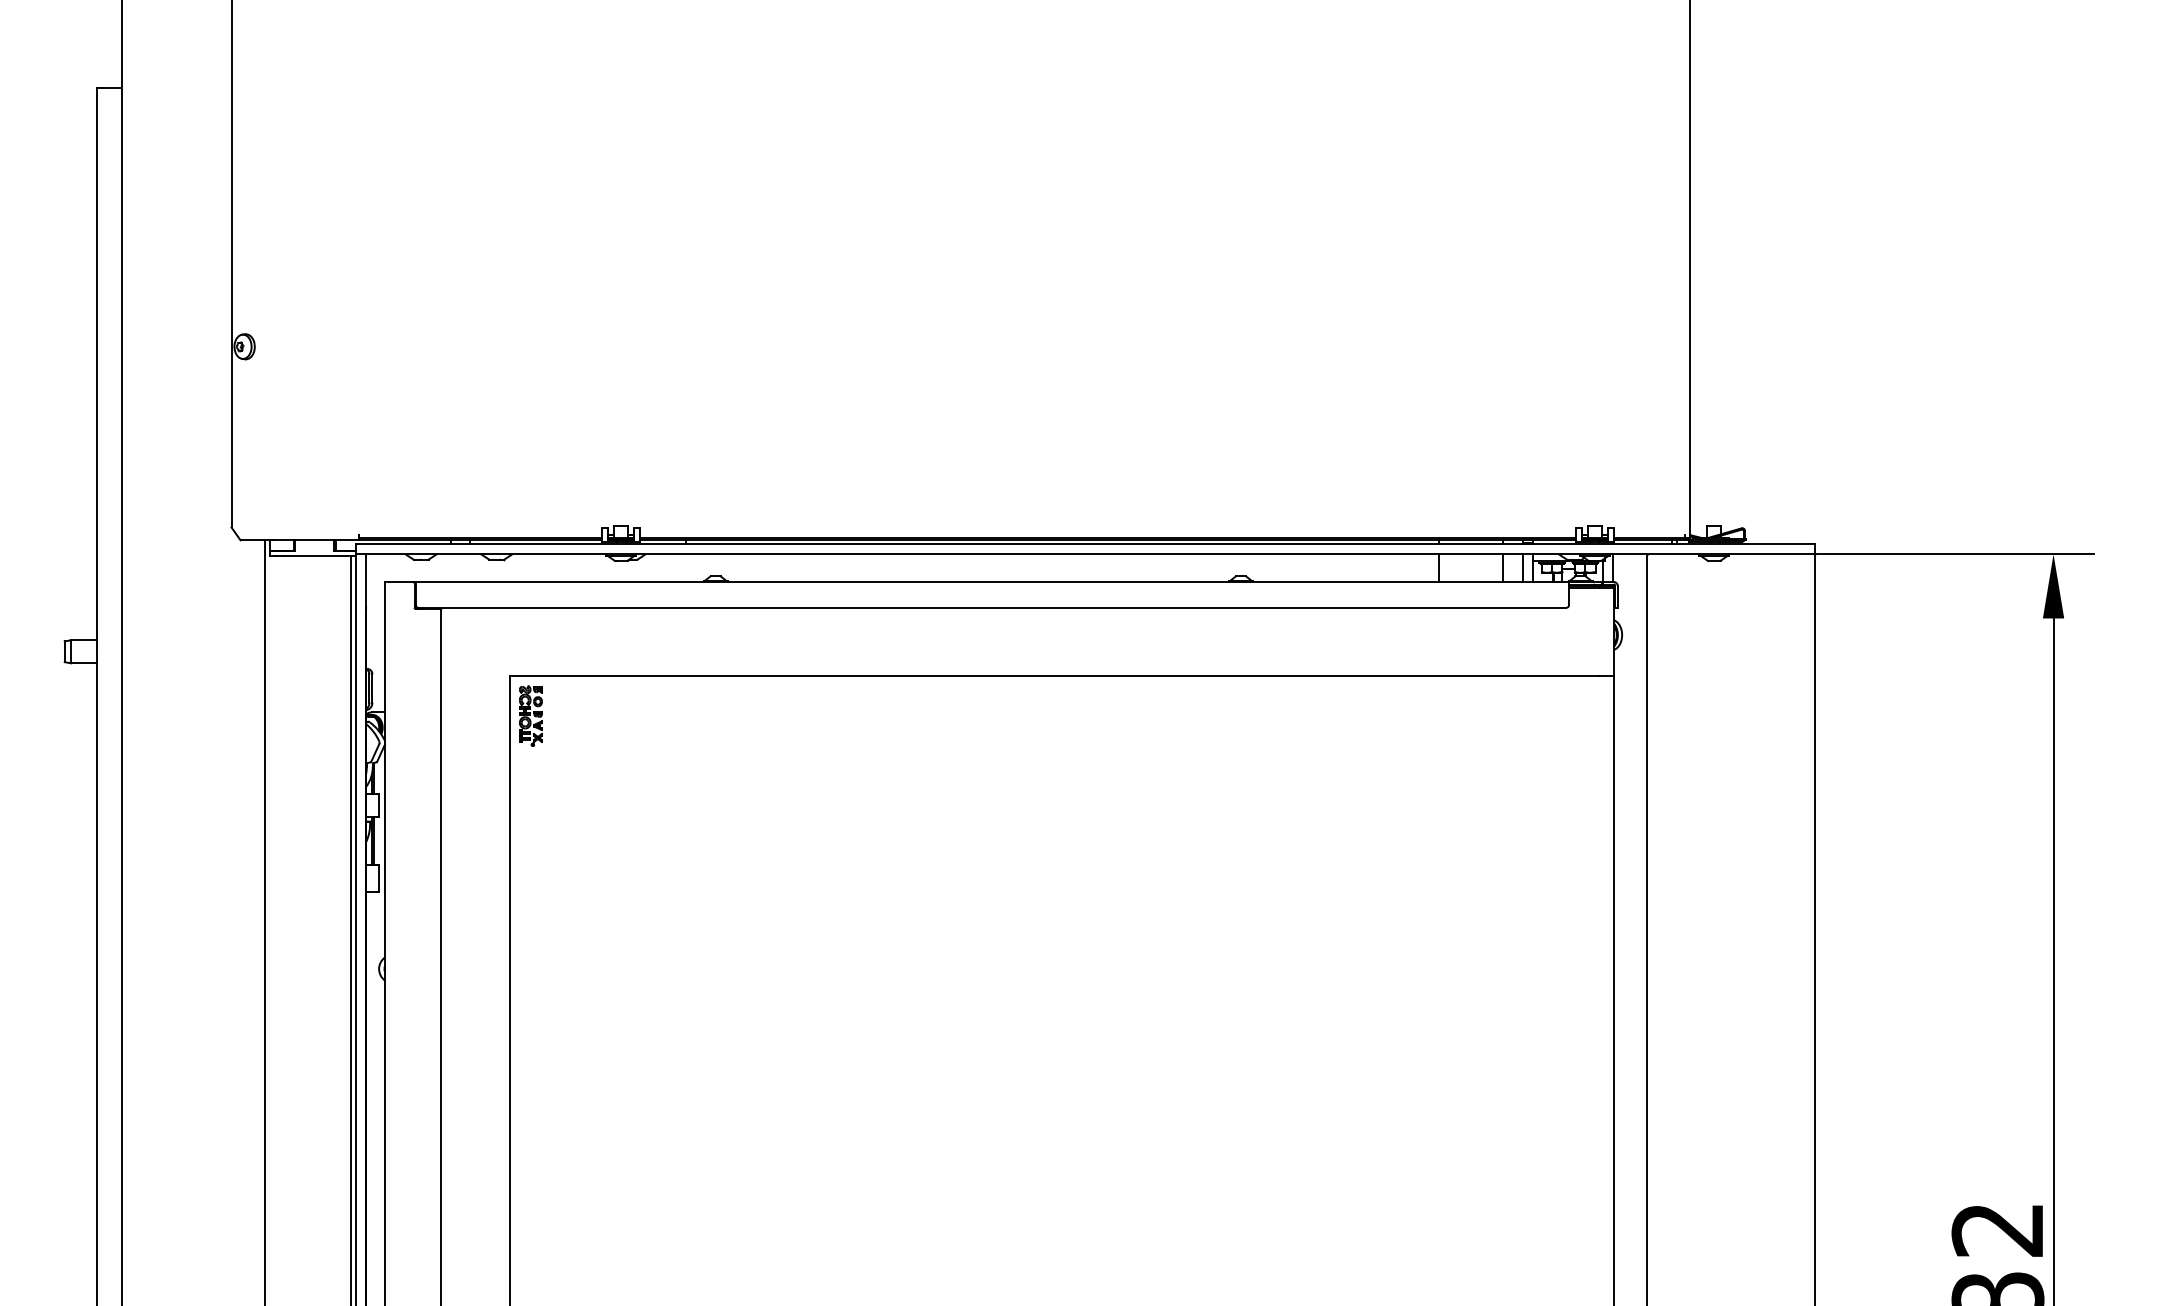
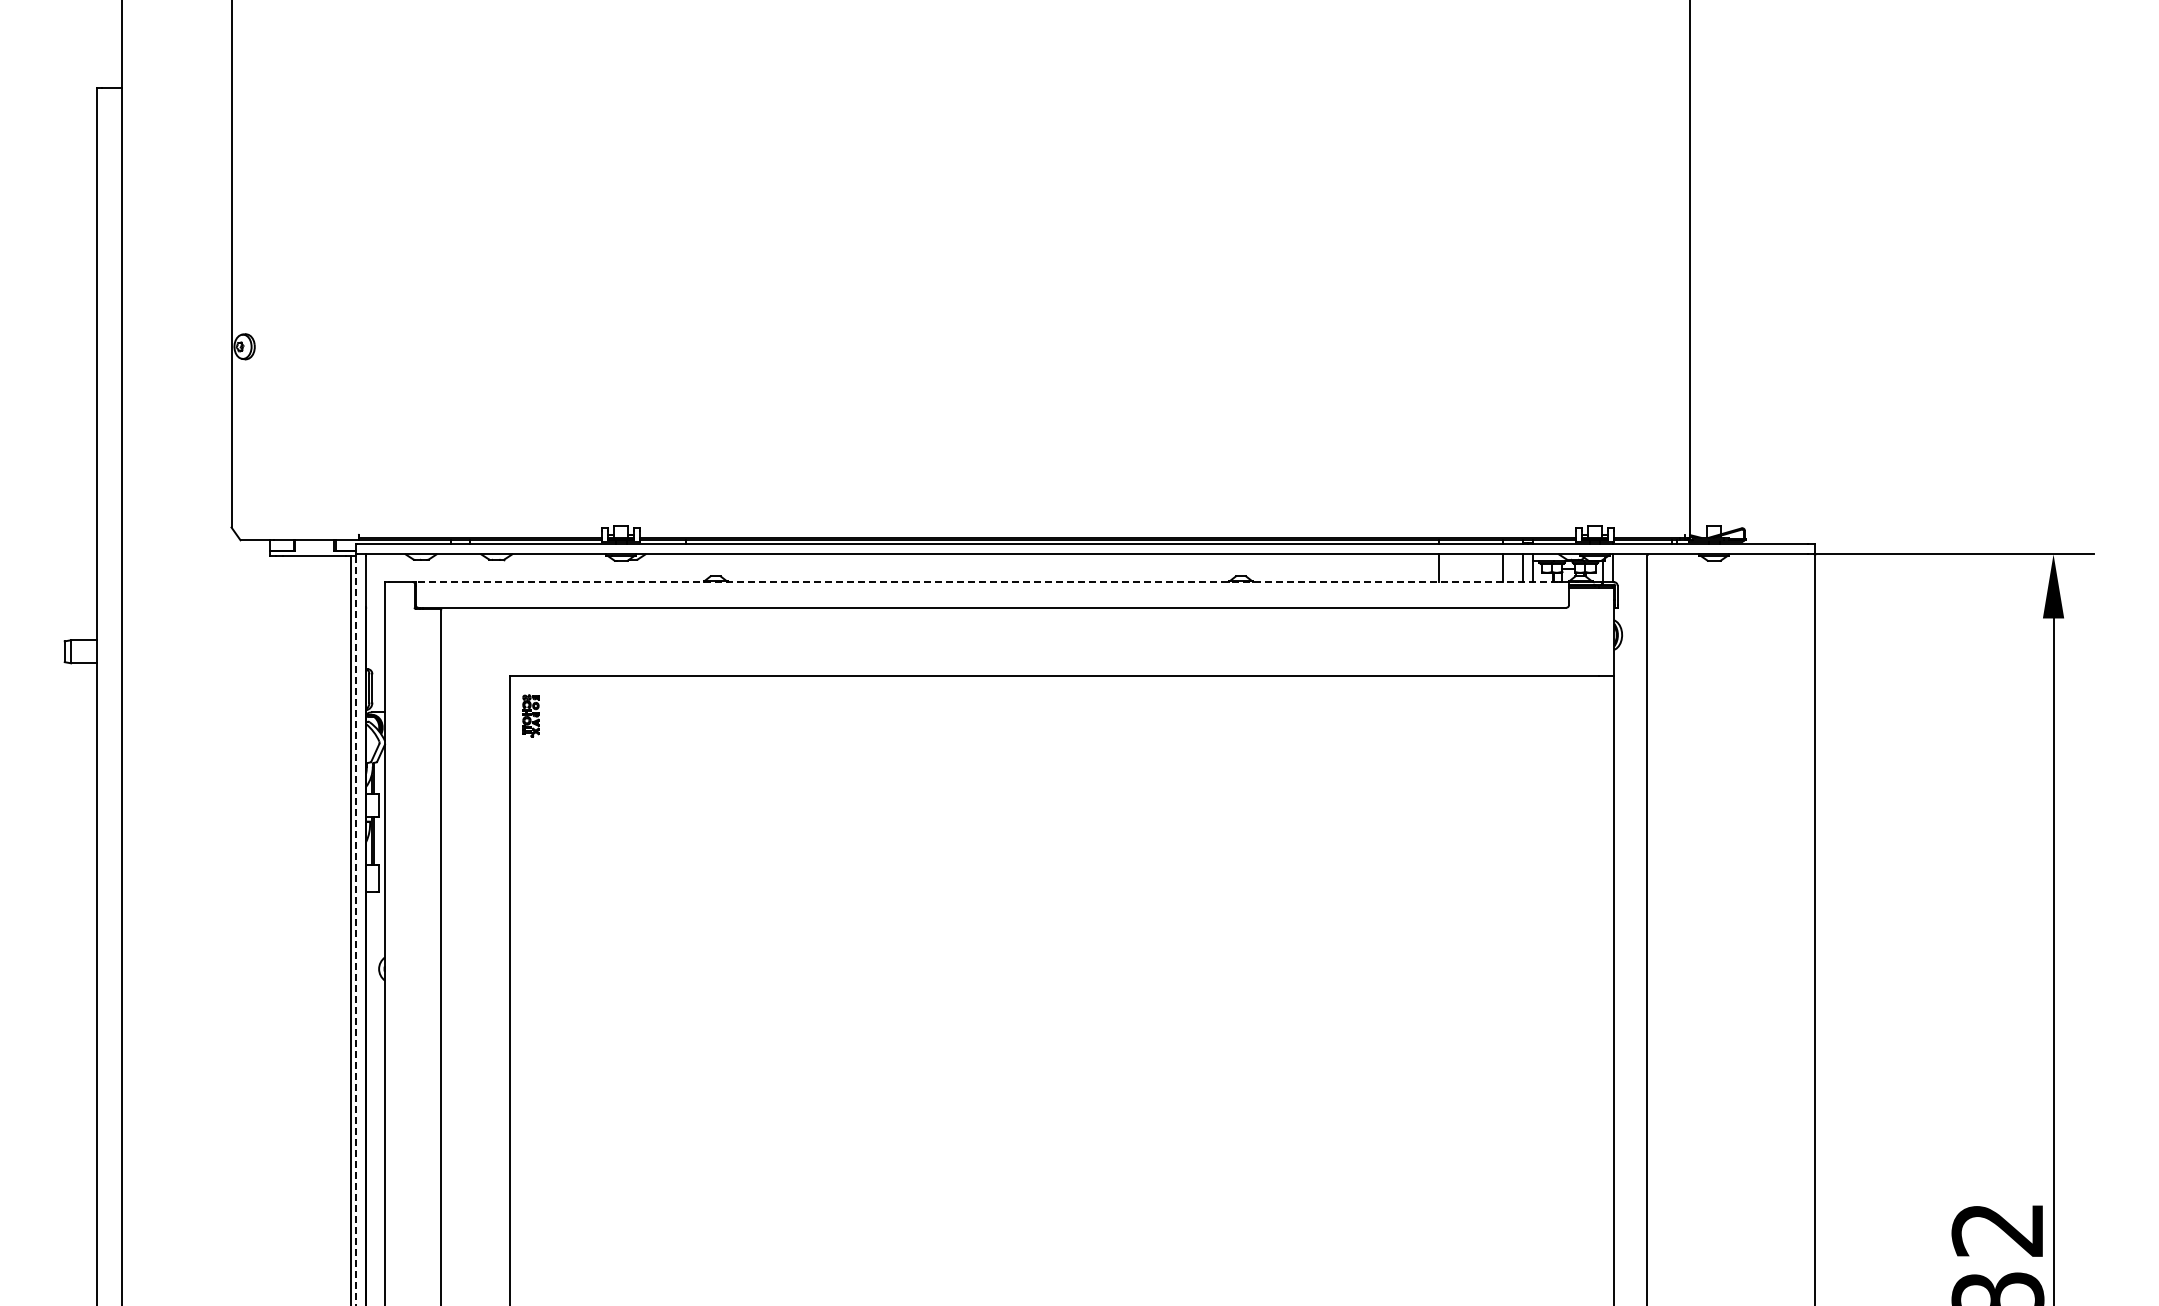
line: solid -> dashed (992, 582)
part size: 24x62 px -> 18x44 px (530, 715)
line: present -> none (264, 921)
line: solid -> dashed (355, 930)
